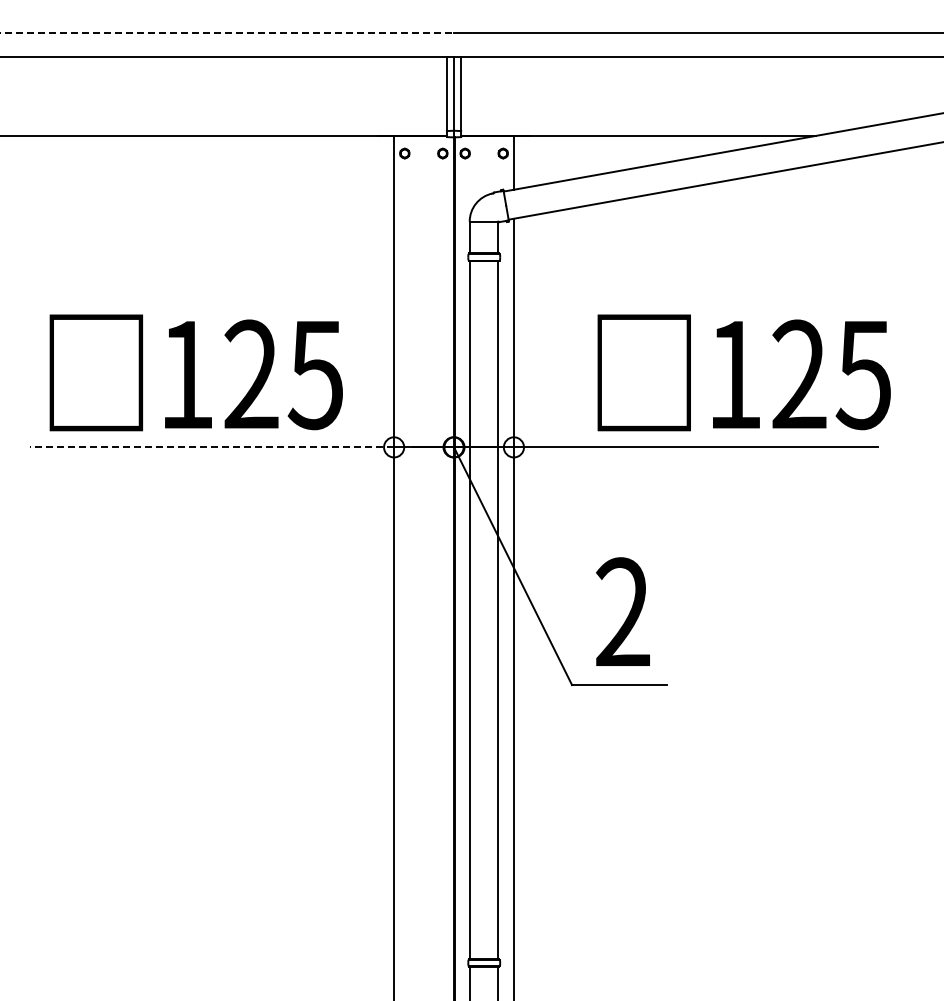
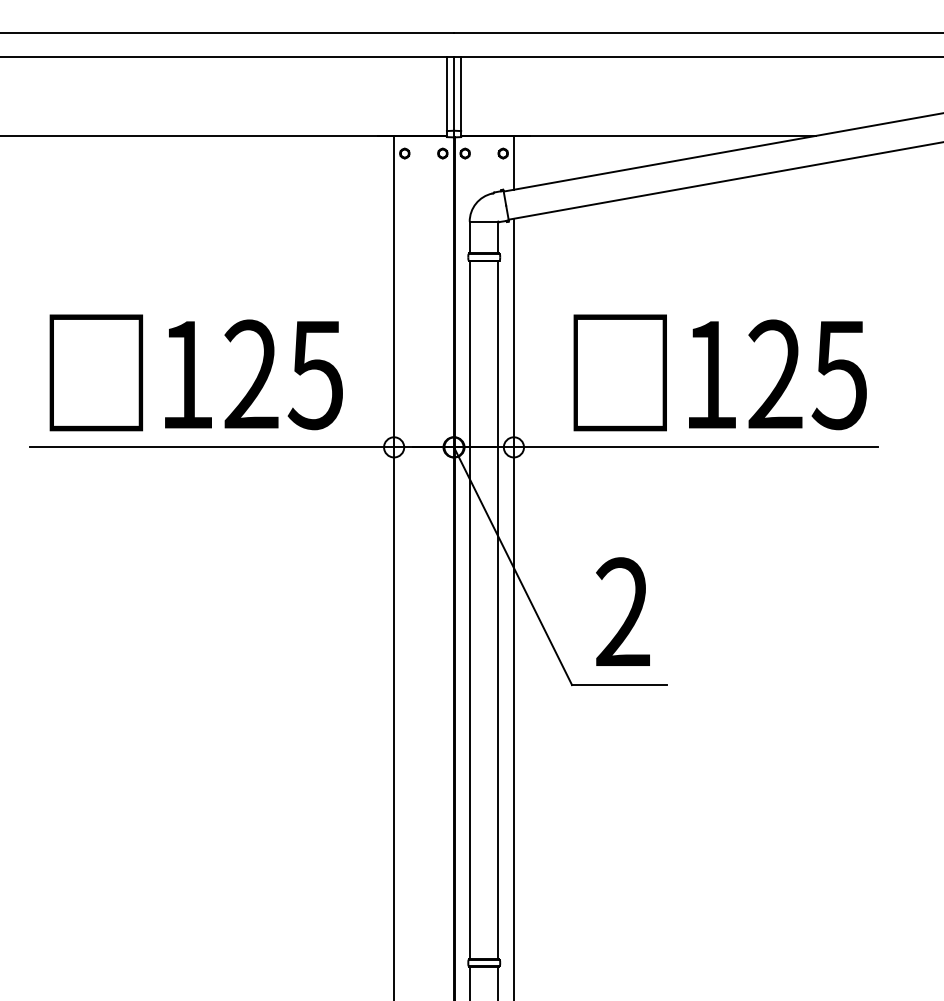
line: dashed -> solid (227, 33)
text position: (743, 372) -> (719, 372) (719, 372)
line: dashed -> solid (212, 447)
